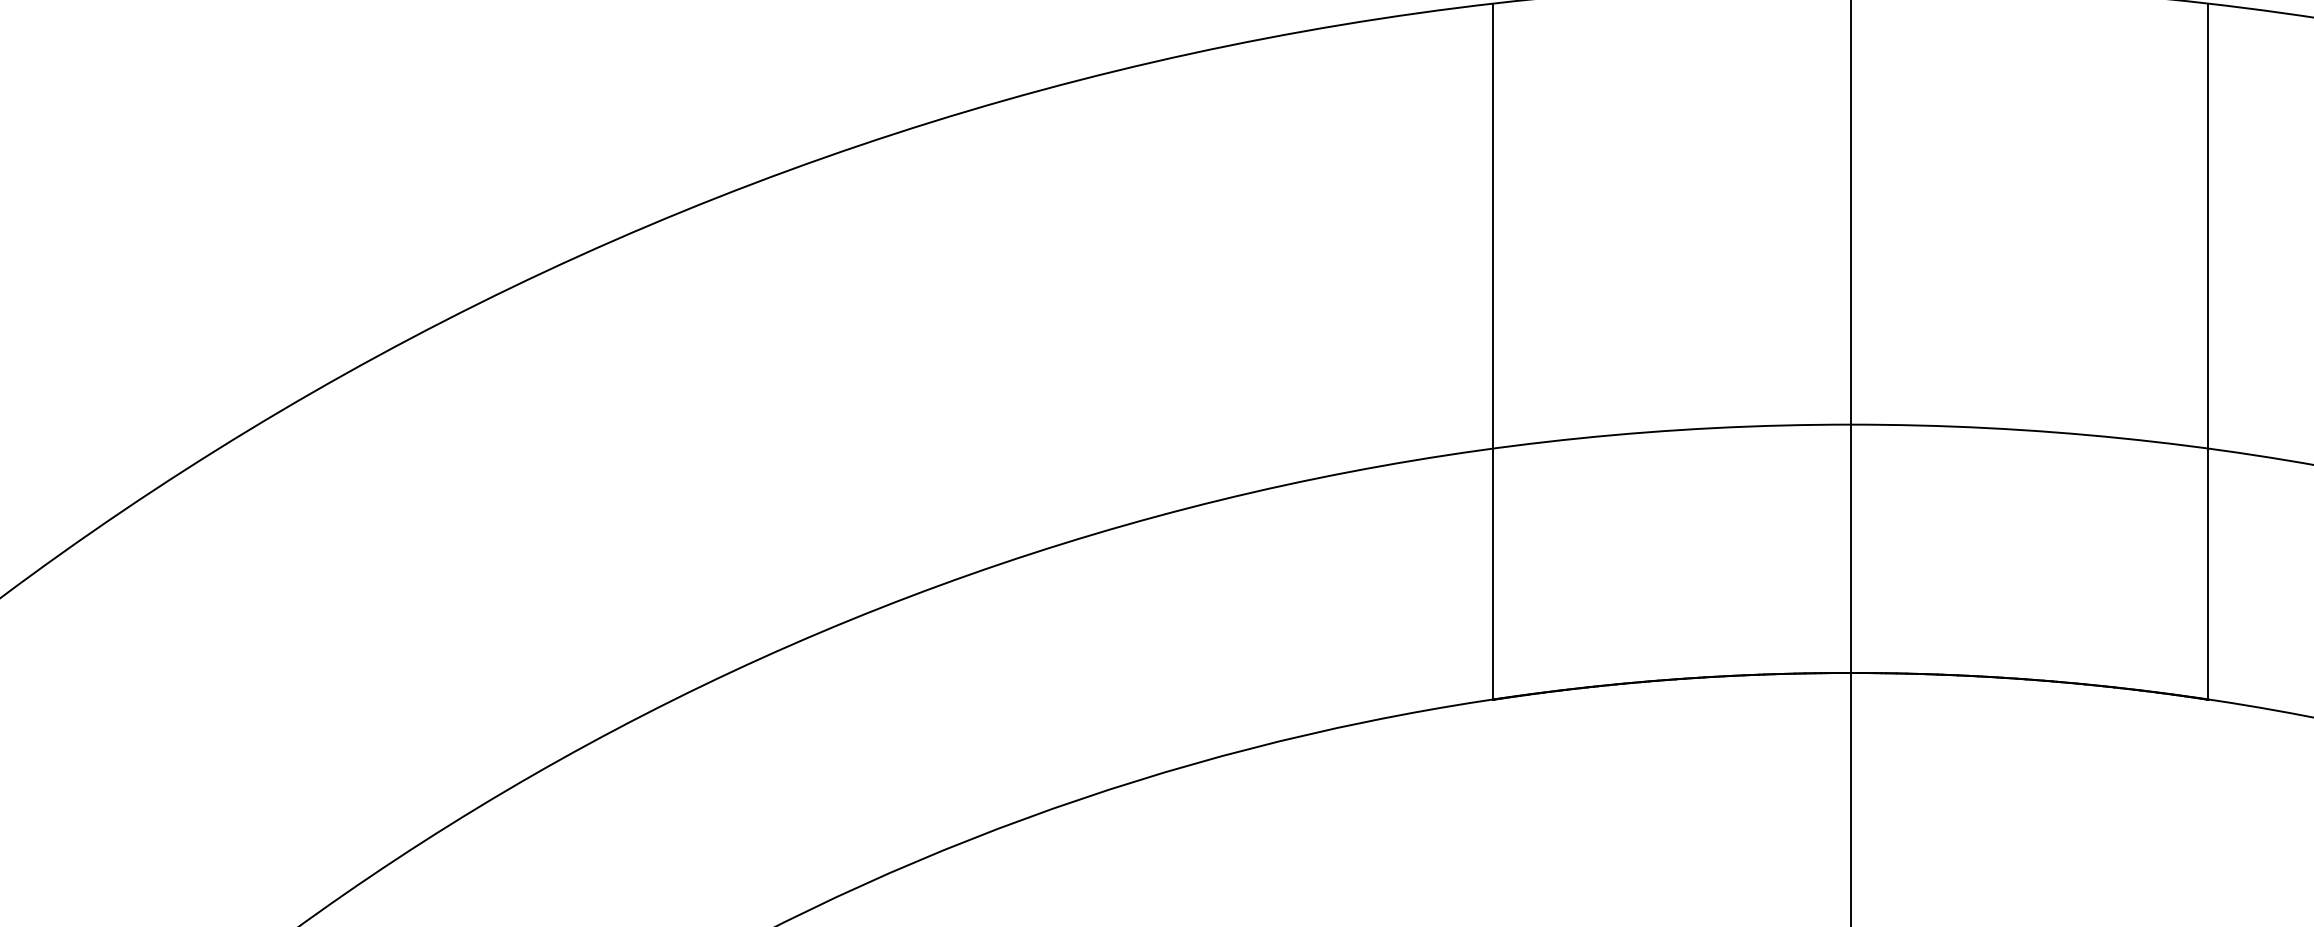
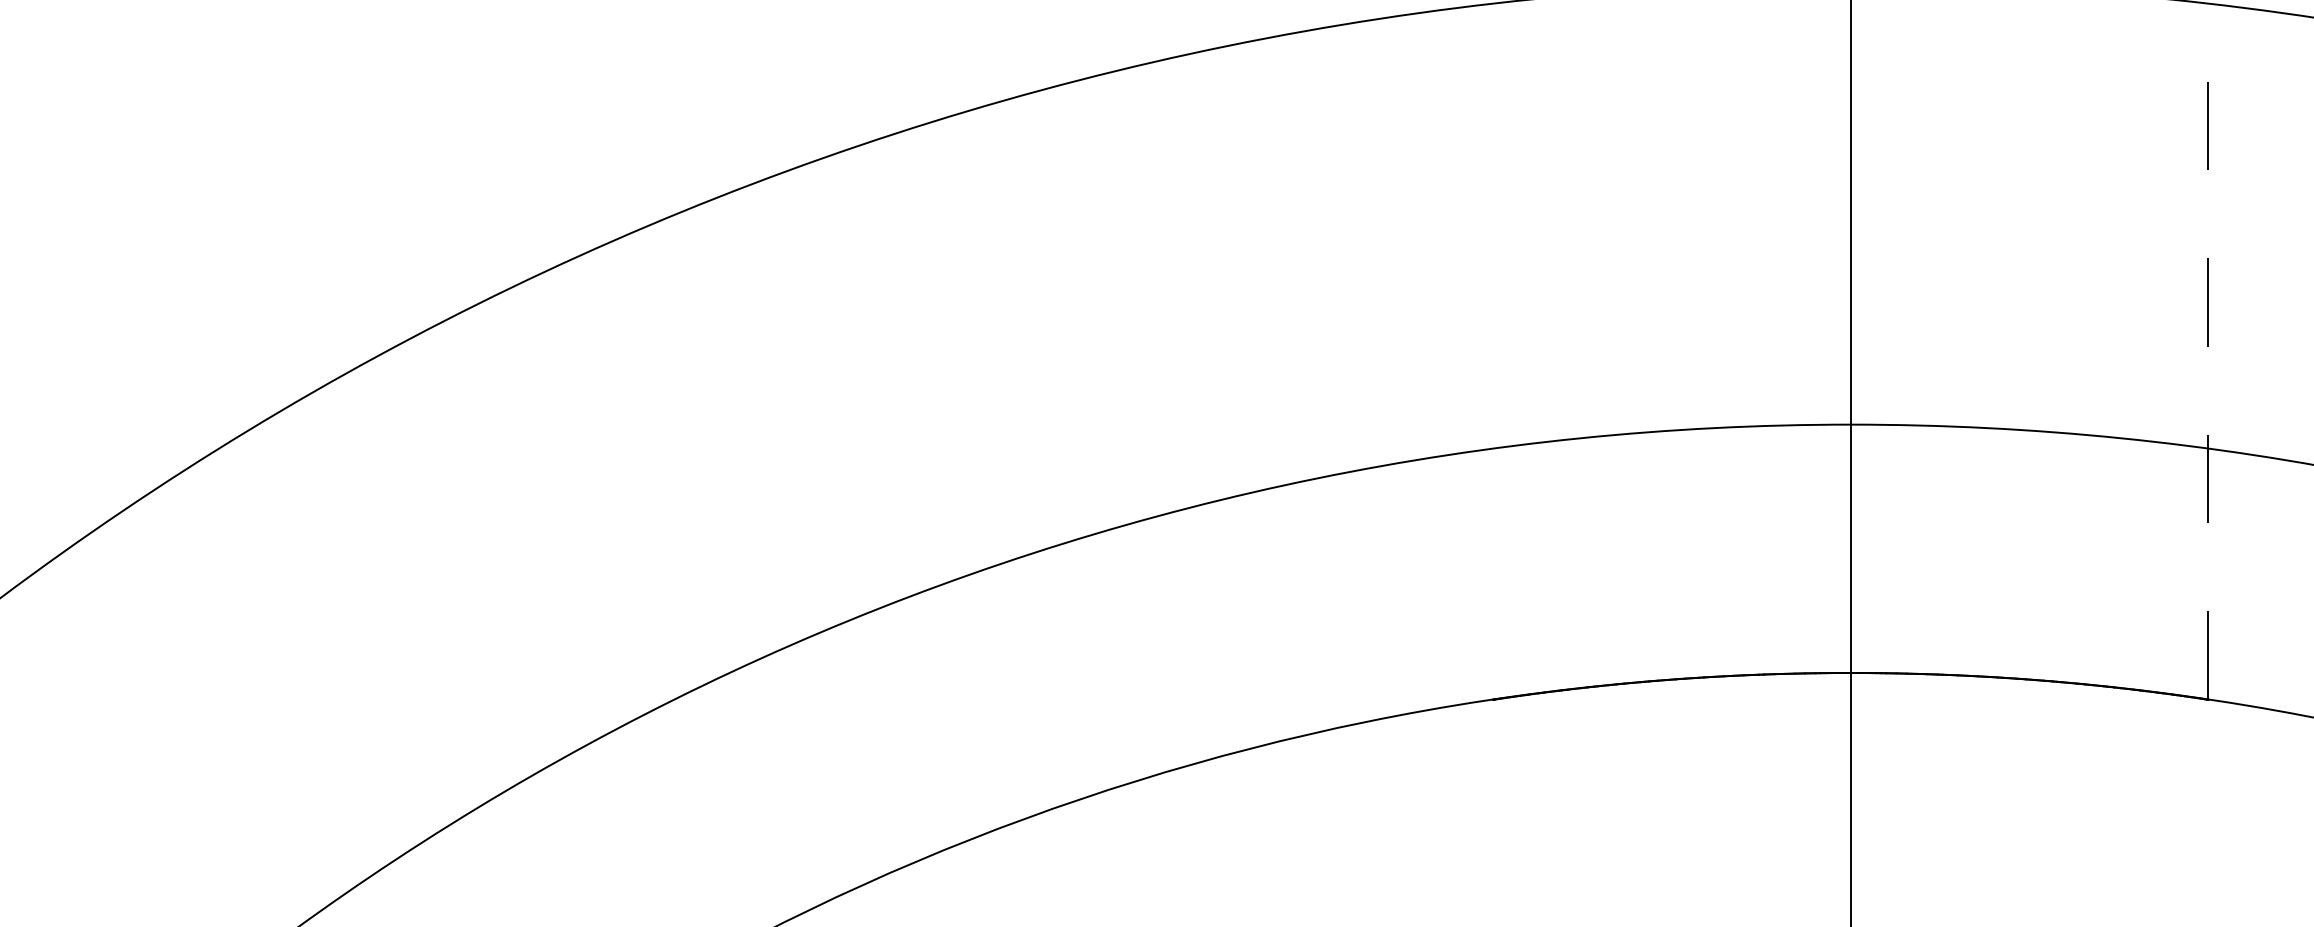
line: present -> none (1493, 351)
line: solid -> dashed (2208, 351)
